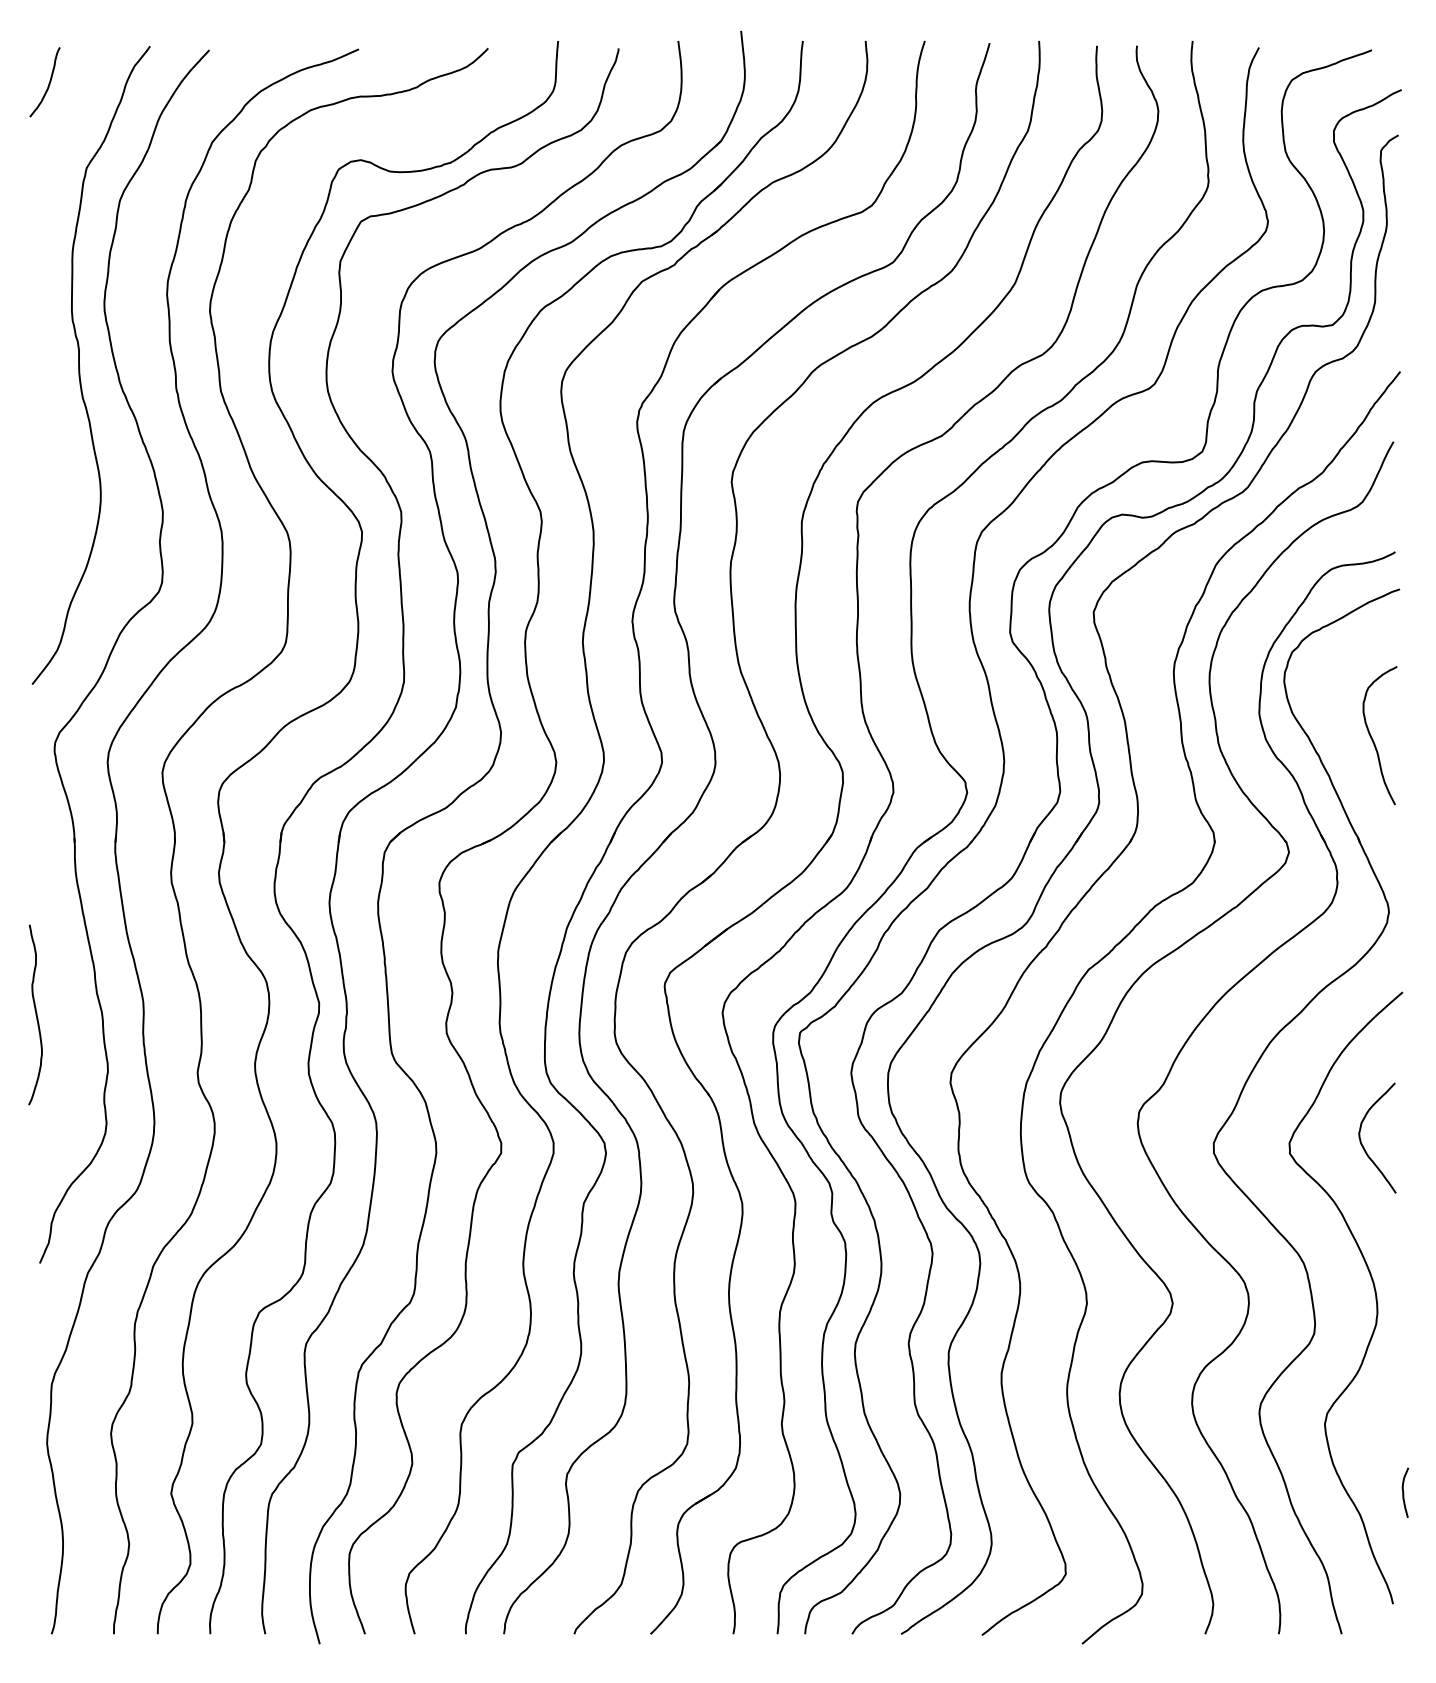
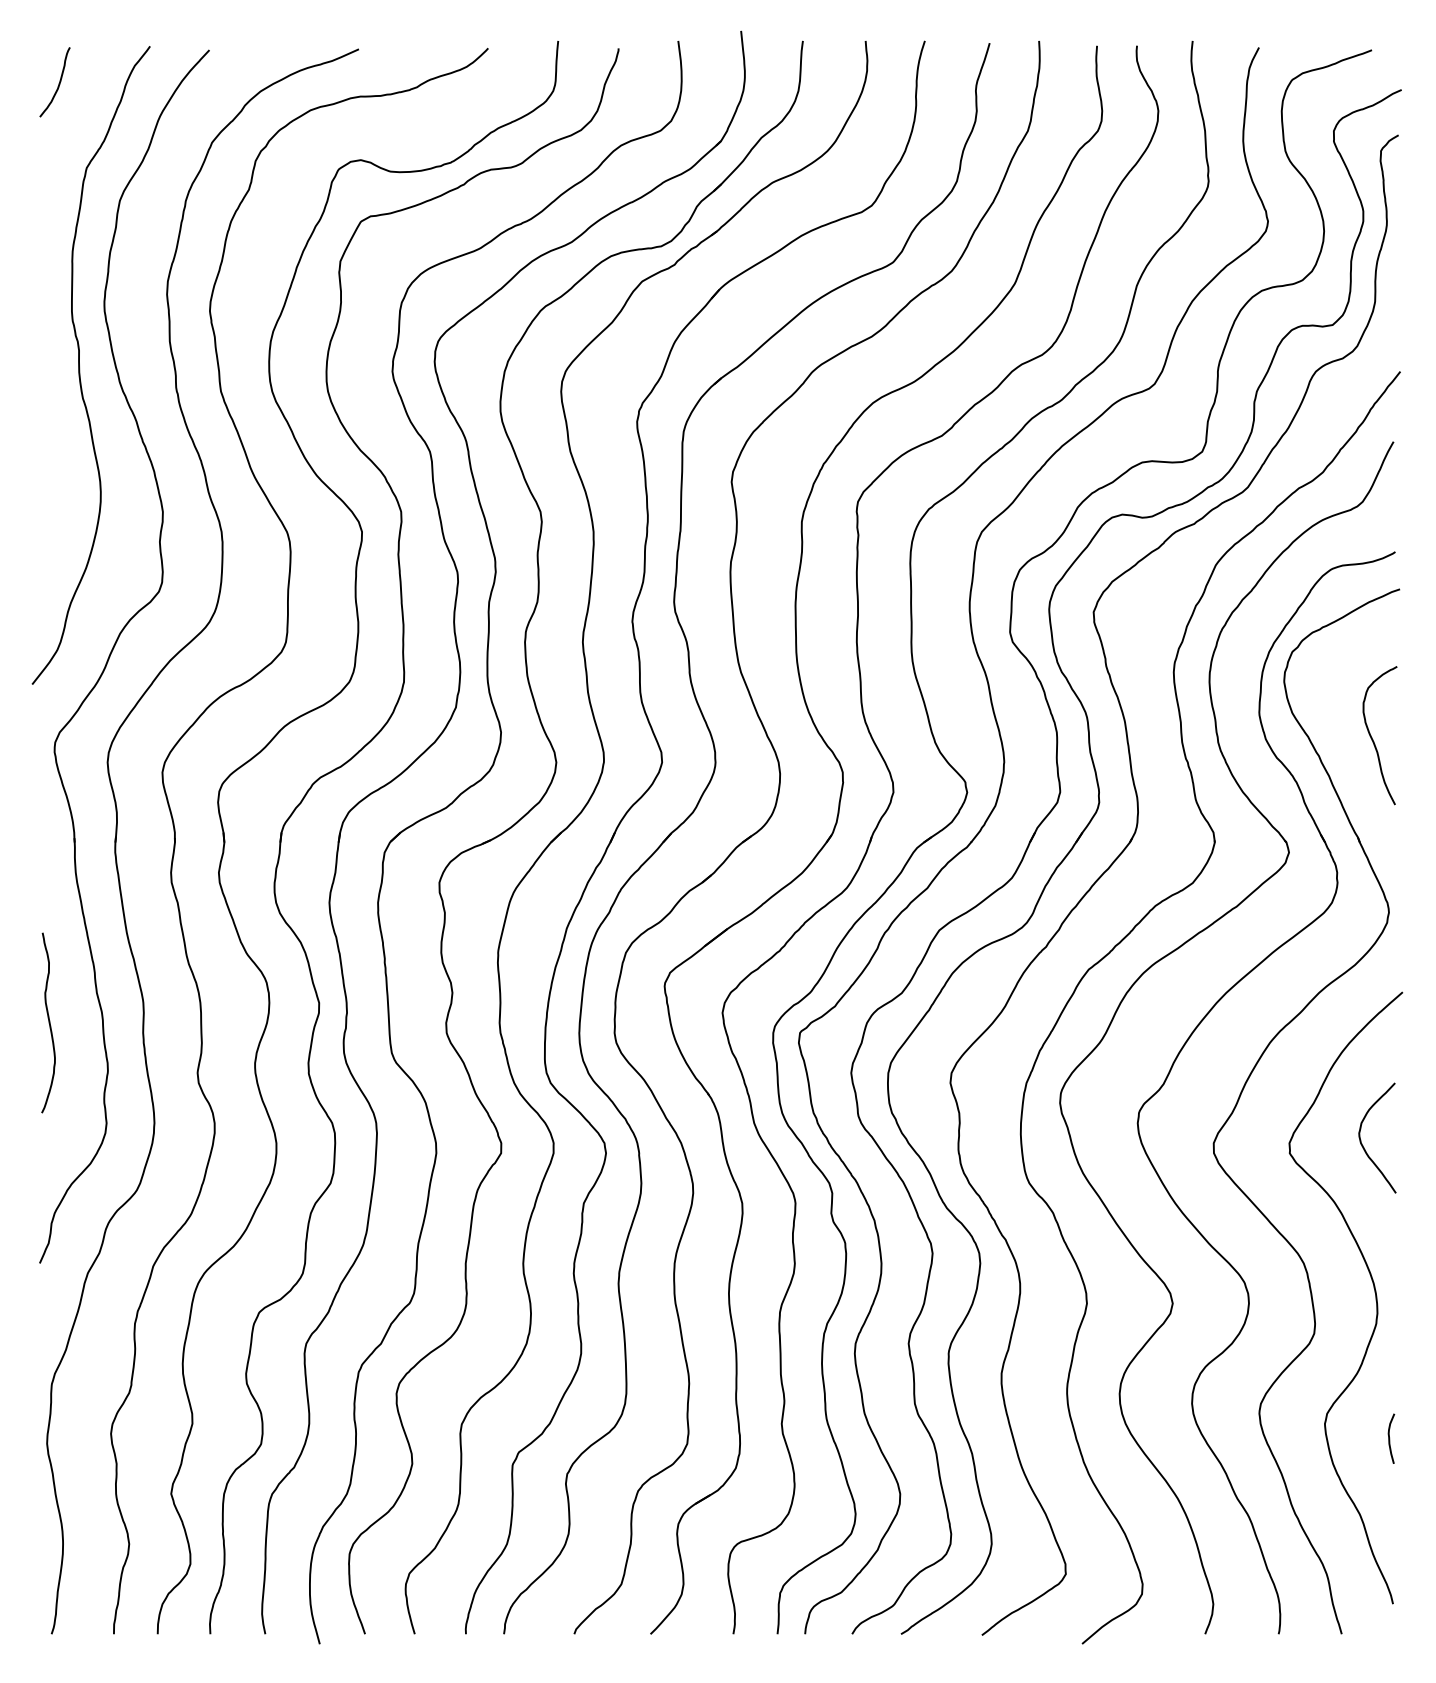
curve position: (48, 83) -> (58, 83) (58, 83)
curve position: (35, 1014) -> (48, 1022) (48, 1022)
curve position: (1404, 1492) -> (1390, 1438) (1390, 1438)
